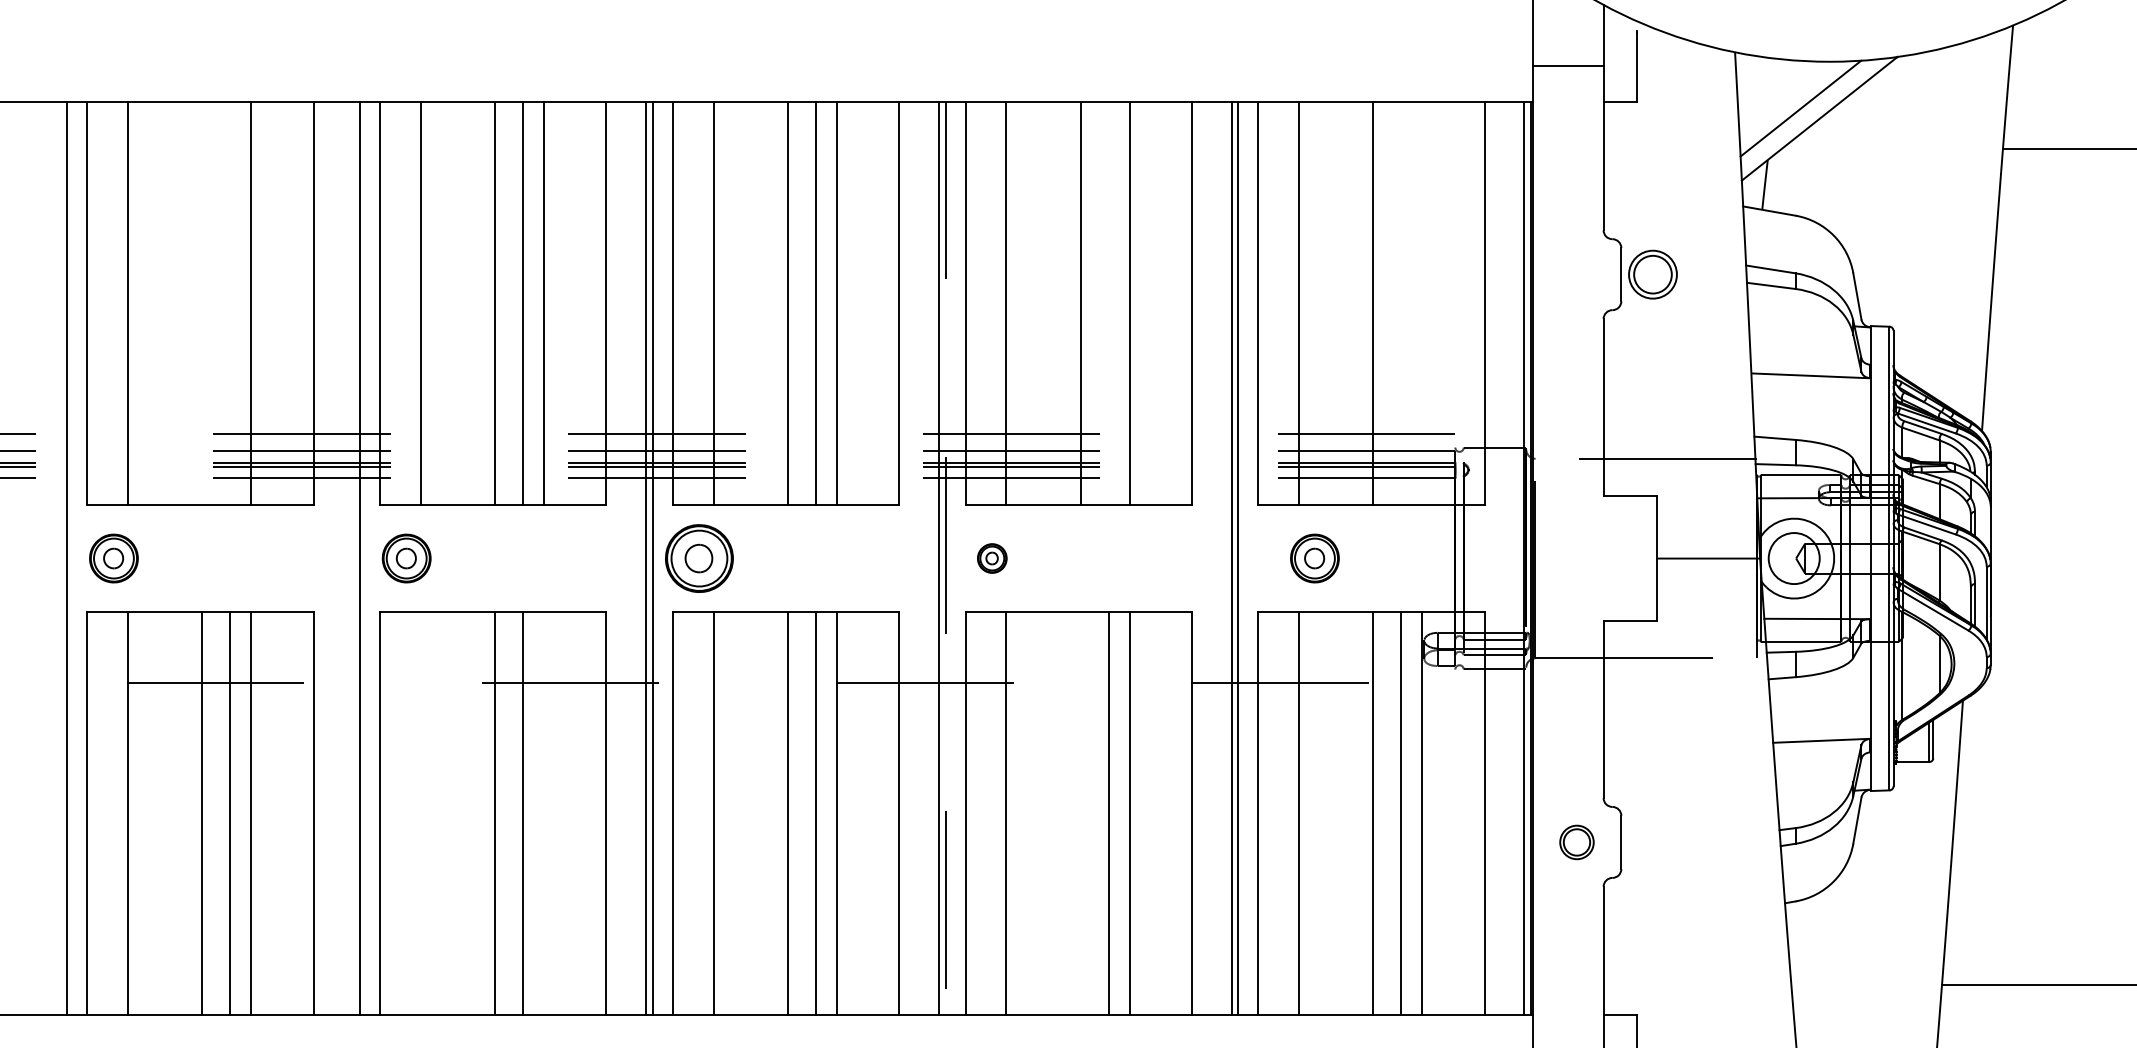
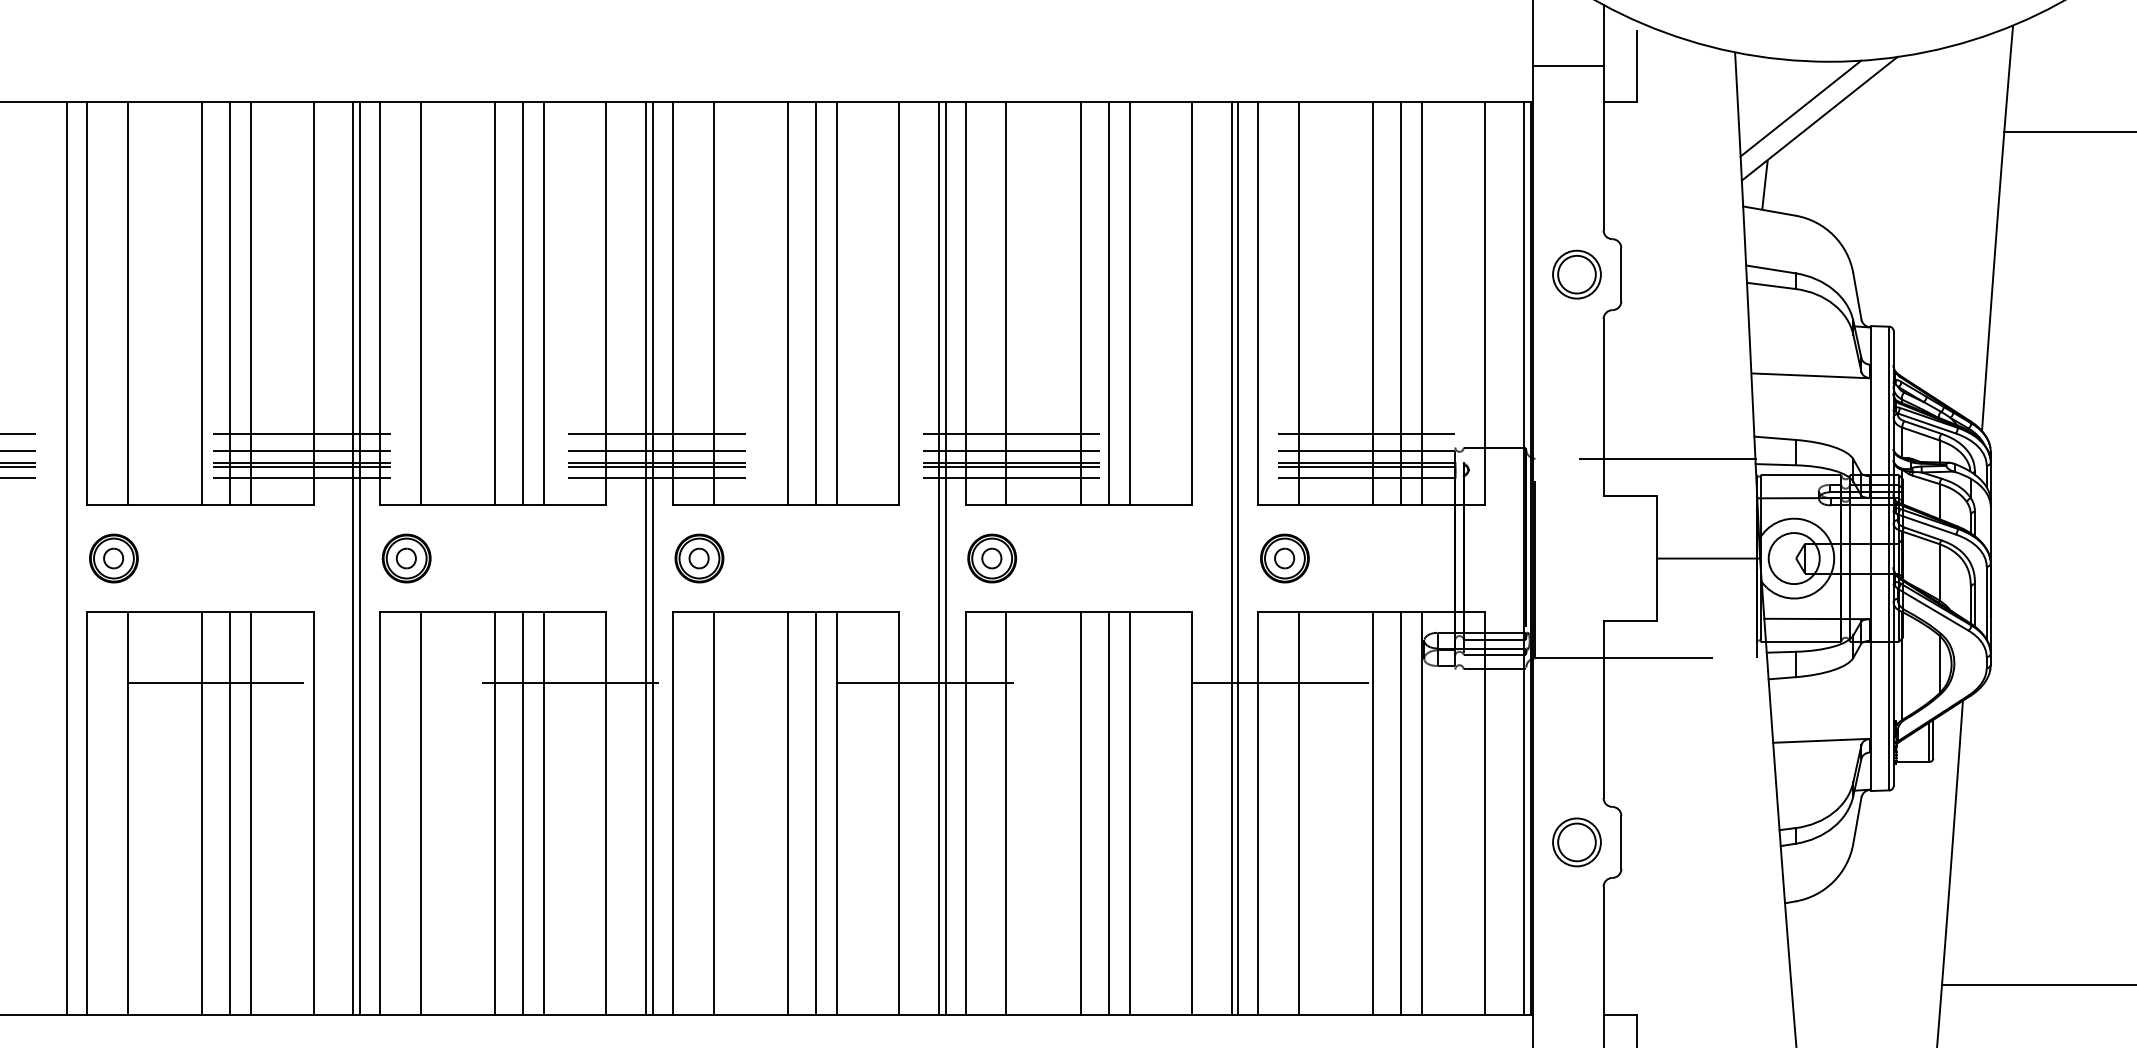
line position: (2068, 149) -> (2068, 132) (2068, 132)
part position: (1652, 274) -> (1576, 274) (1576, 274)
line: none -> present (202, 303)
line: none -> present (230, 303)
line: none -> present (1108, 303)
line: none -> present (1401, 303)
line: none -> present (1422, 303)
line: none -> present (353, 558)
part size: 69x69 px -> 51x51 px (699, 558)
line: dashed -> solid (945, 558)
part size: 31x31 px -> 51x51 px (992, 558)
part position: (1314, 558) -> (1284, 558) (1284, 558)
line: none -> present (420, 813)
line: none -> present (544, 813)
line: none -> present (1080, 813)
part size: 36x37 px -> 50x51 px (1576, 842)
